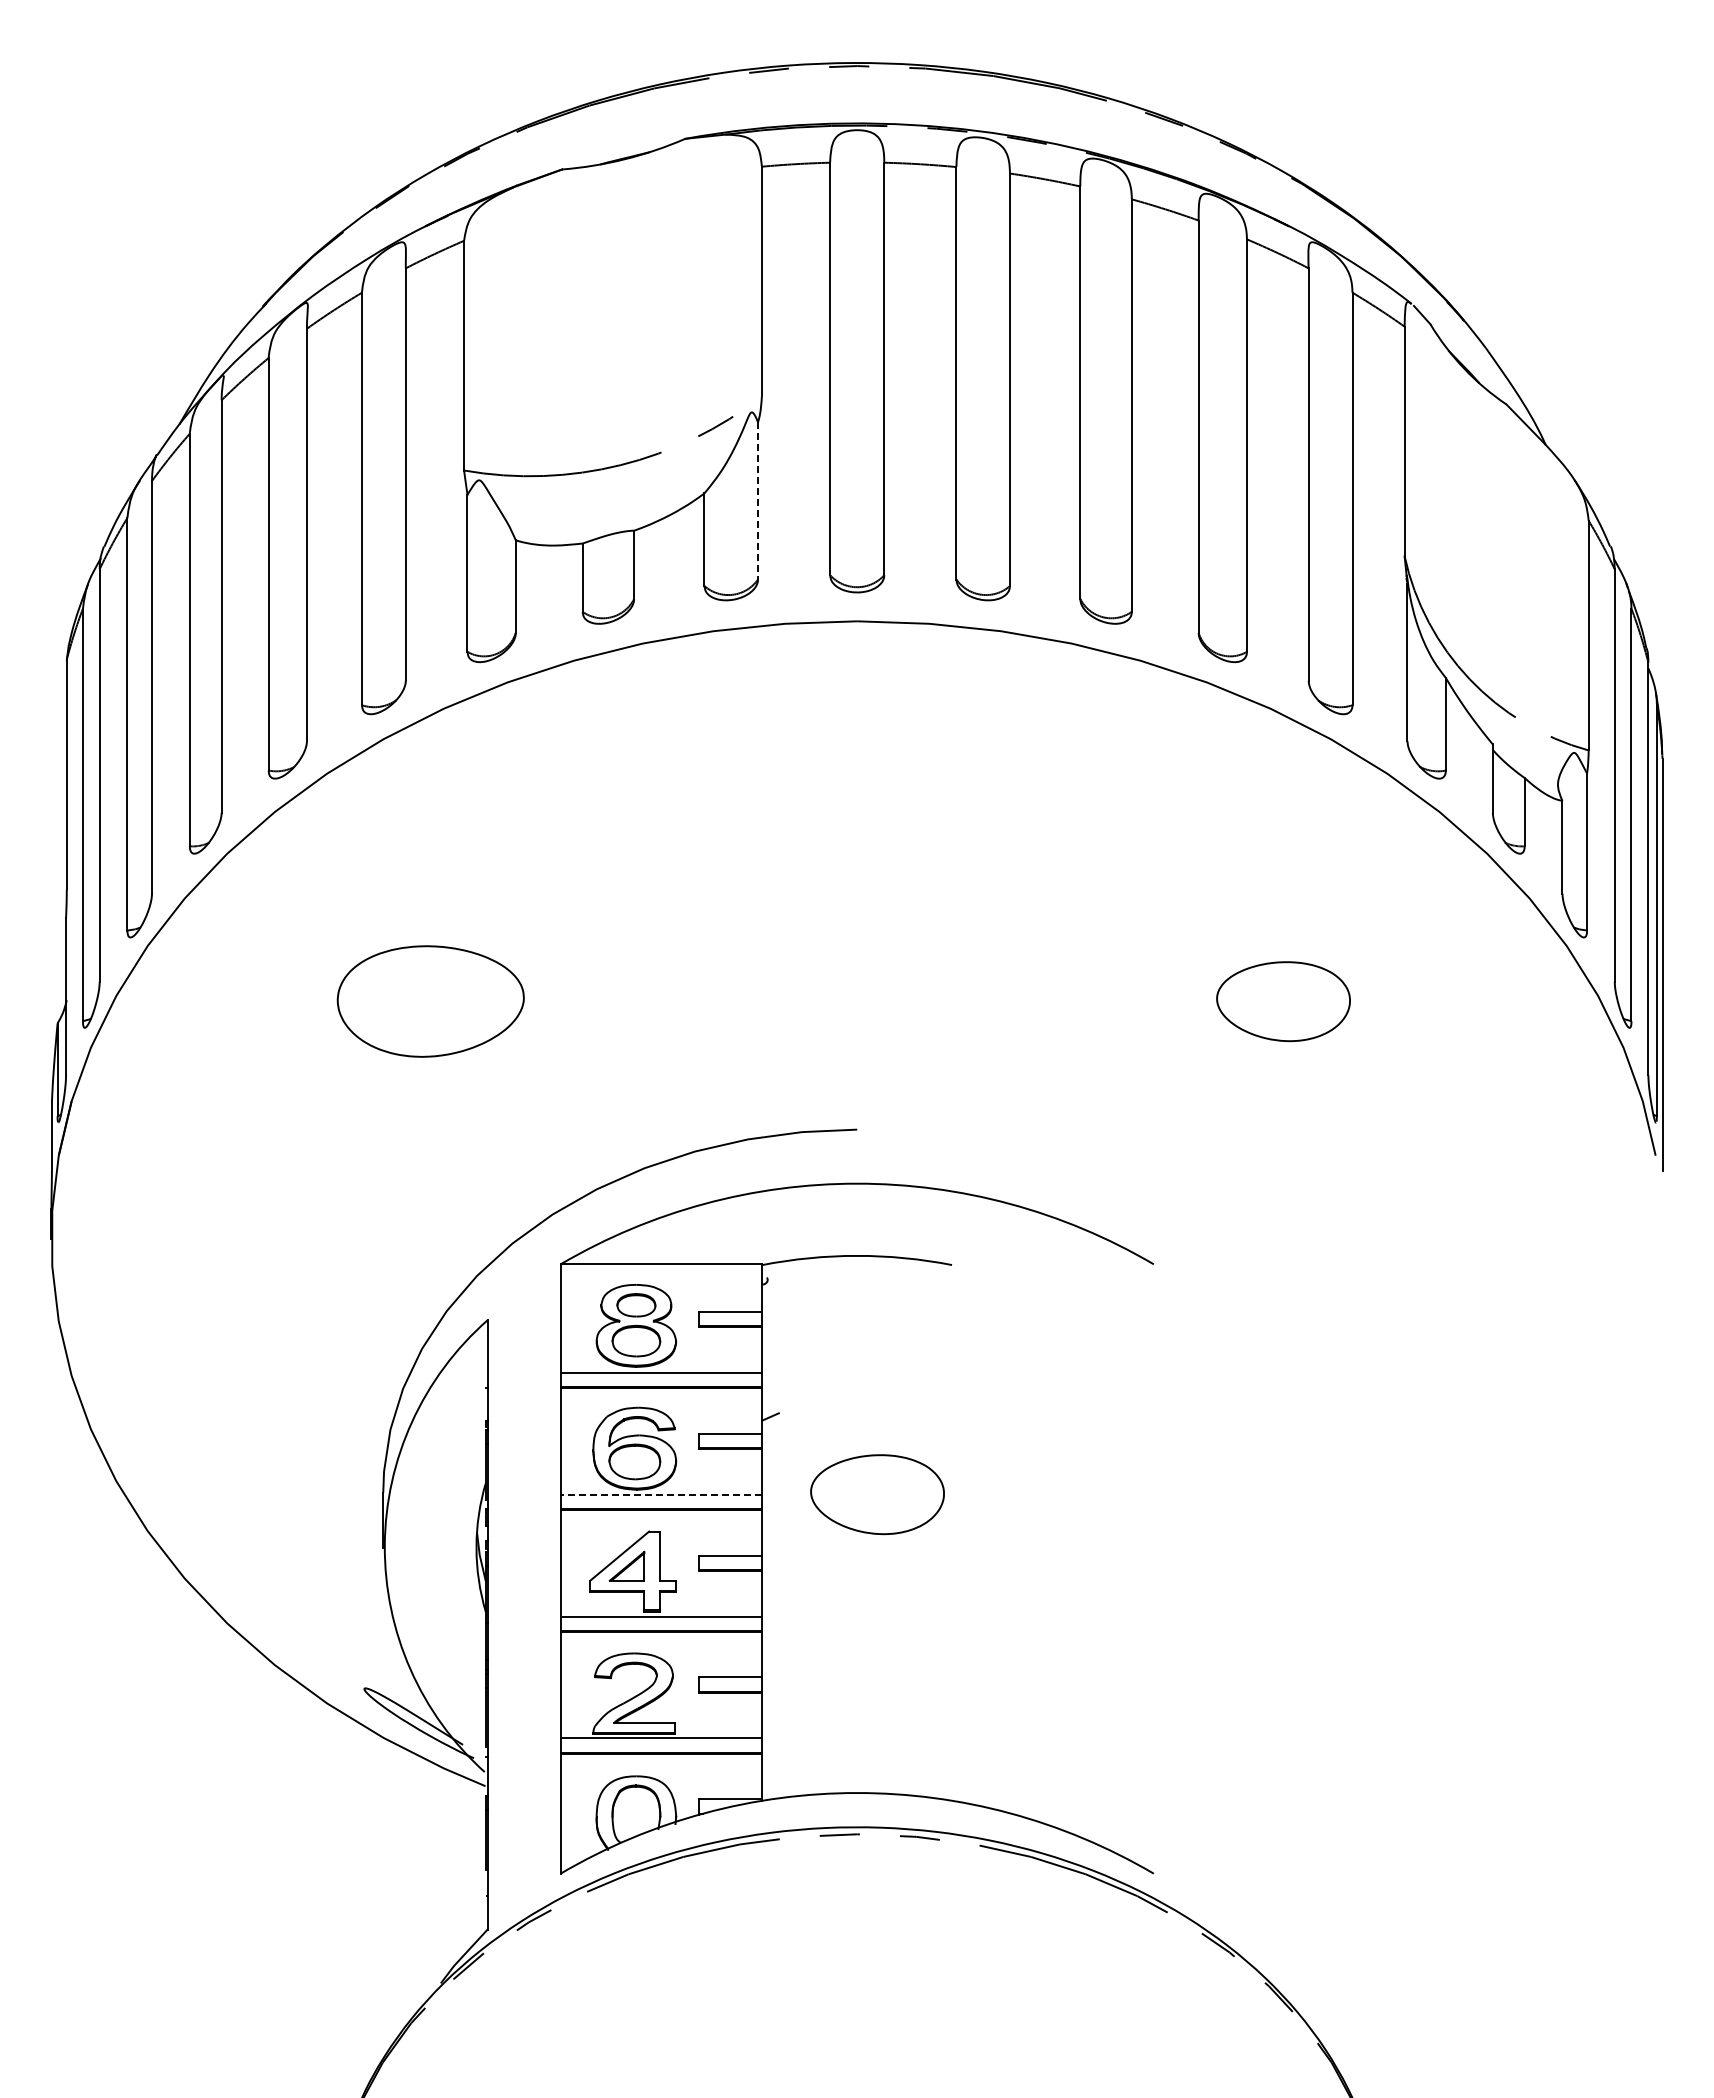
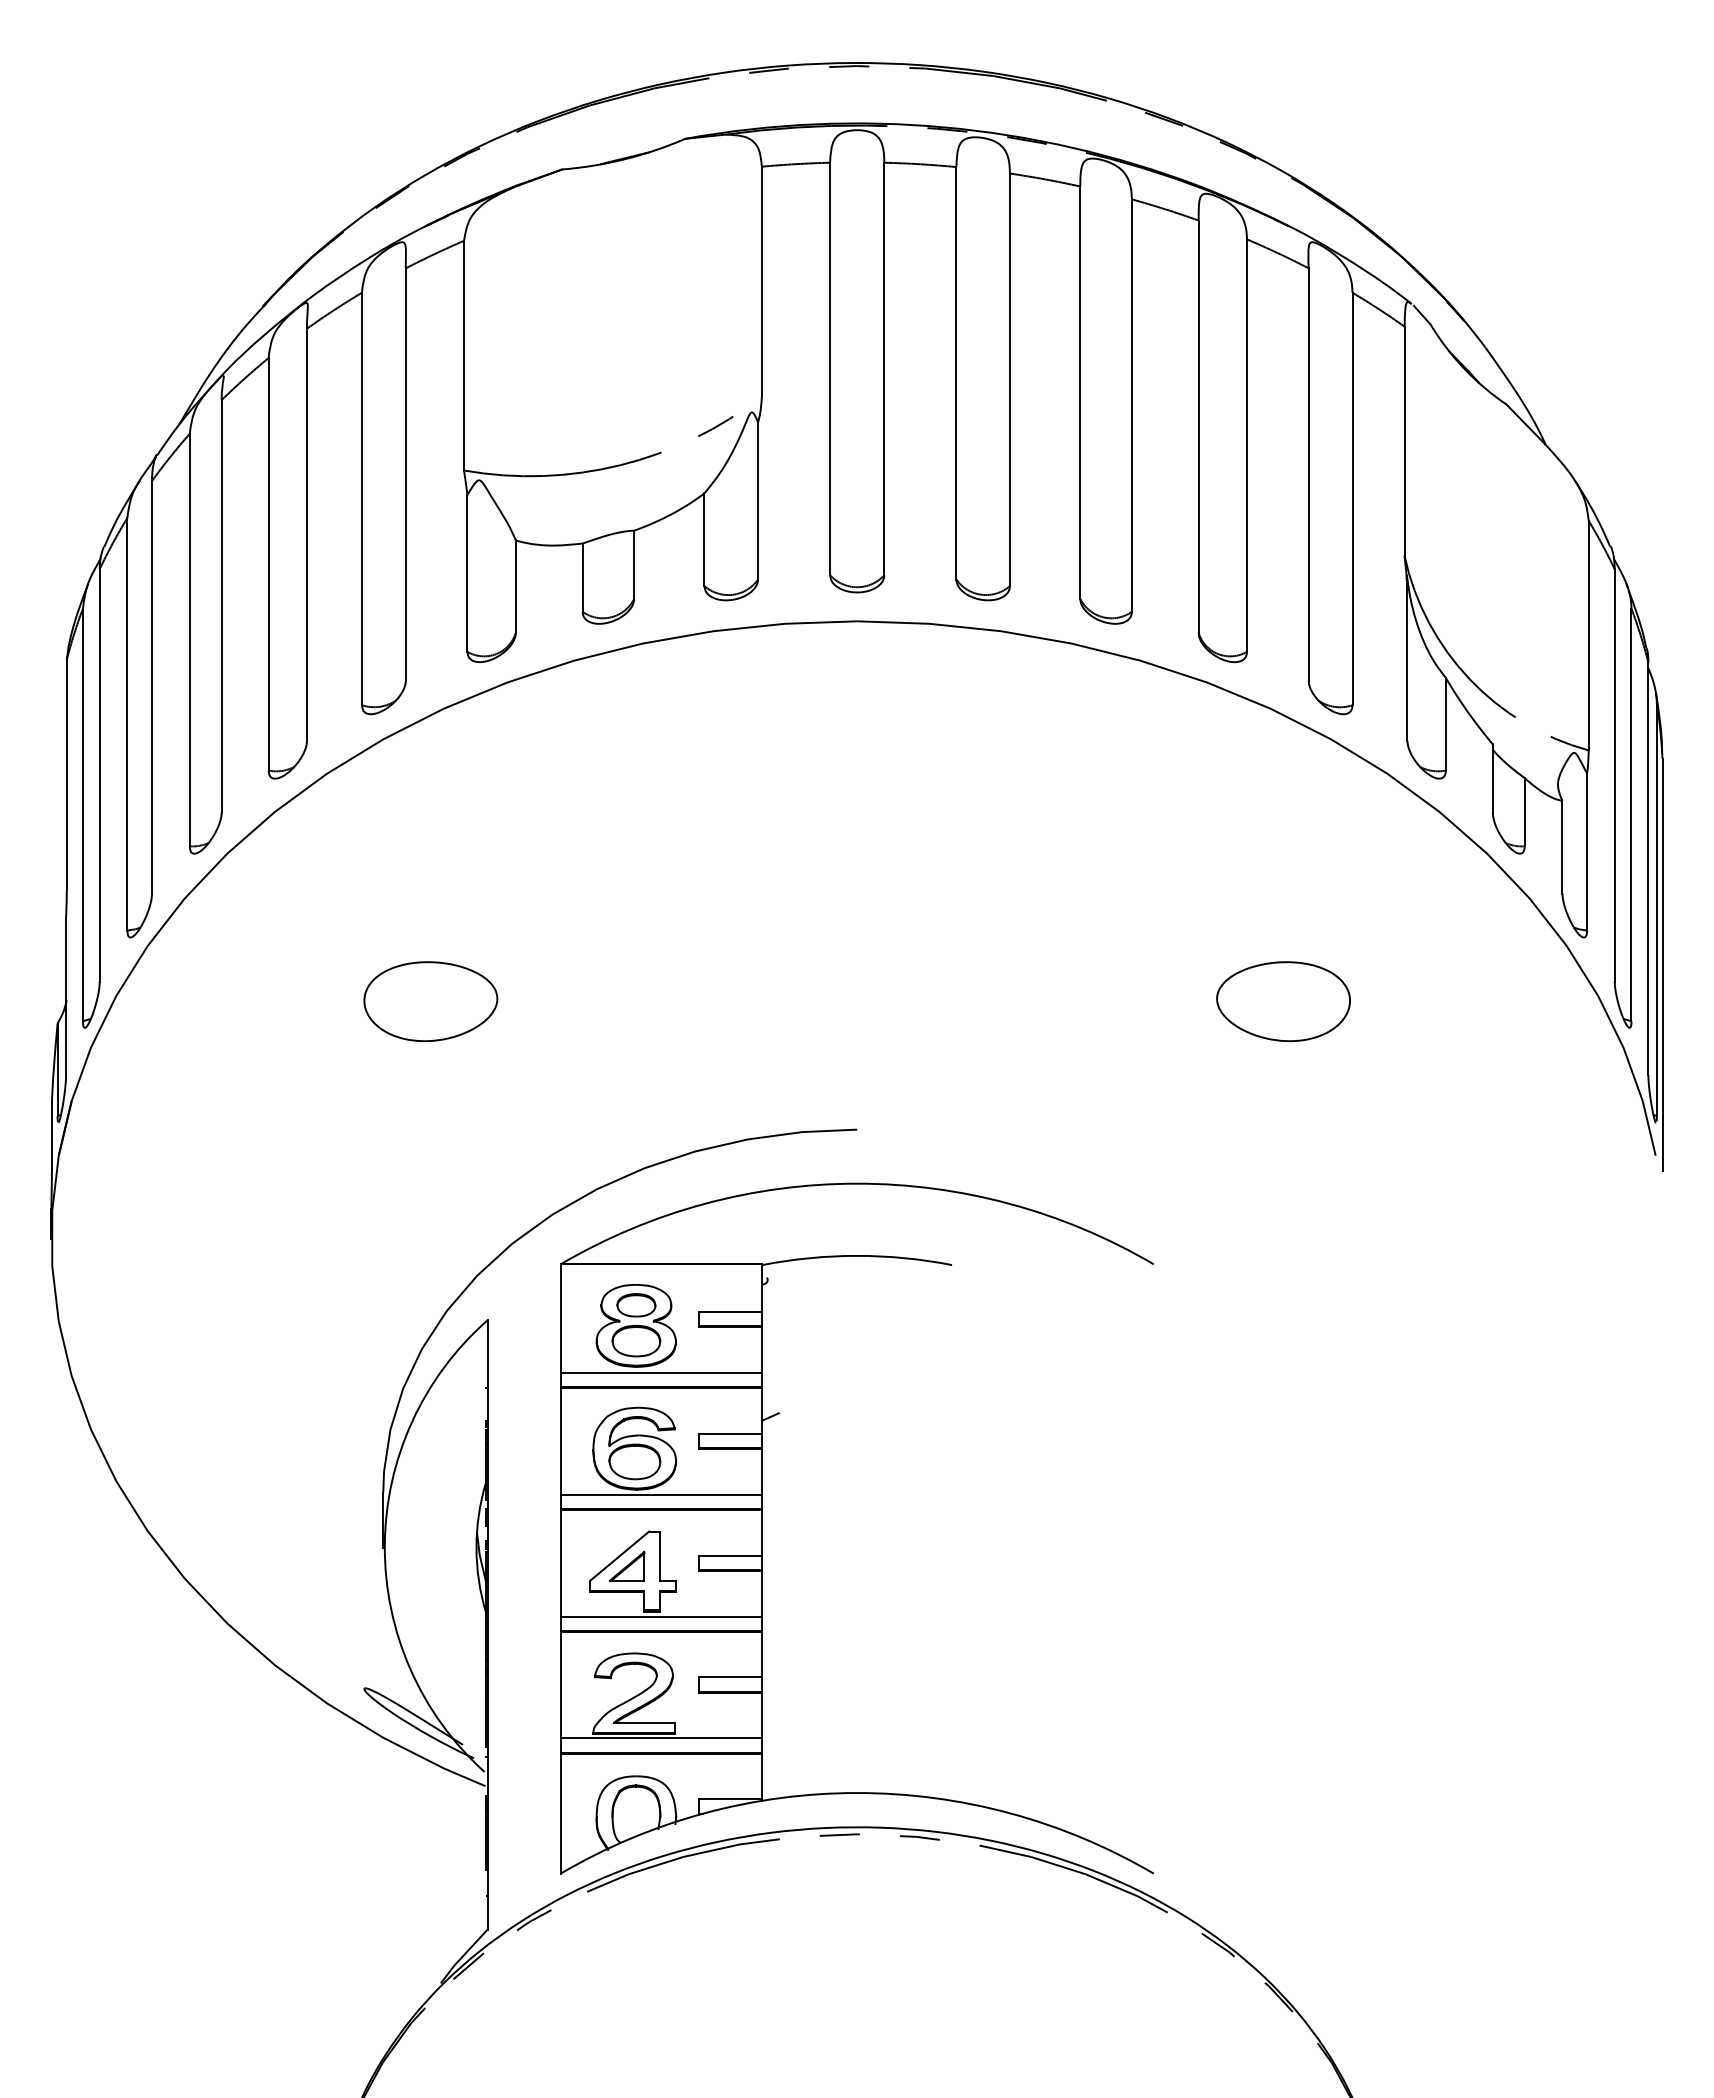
line: dashed -> solid (758, 501)
part size: 189x113 px -> 136x82 px (430, 1001)
line: dashed -> solid (661, 1494)
part: present -> none (877, 1494)
